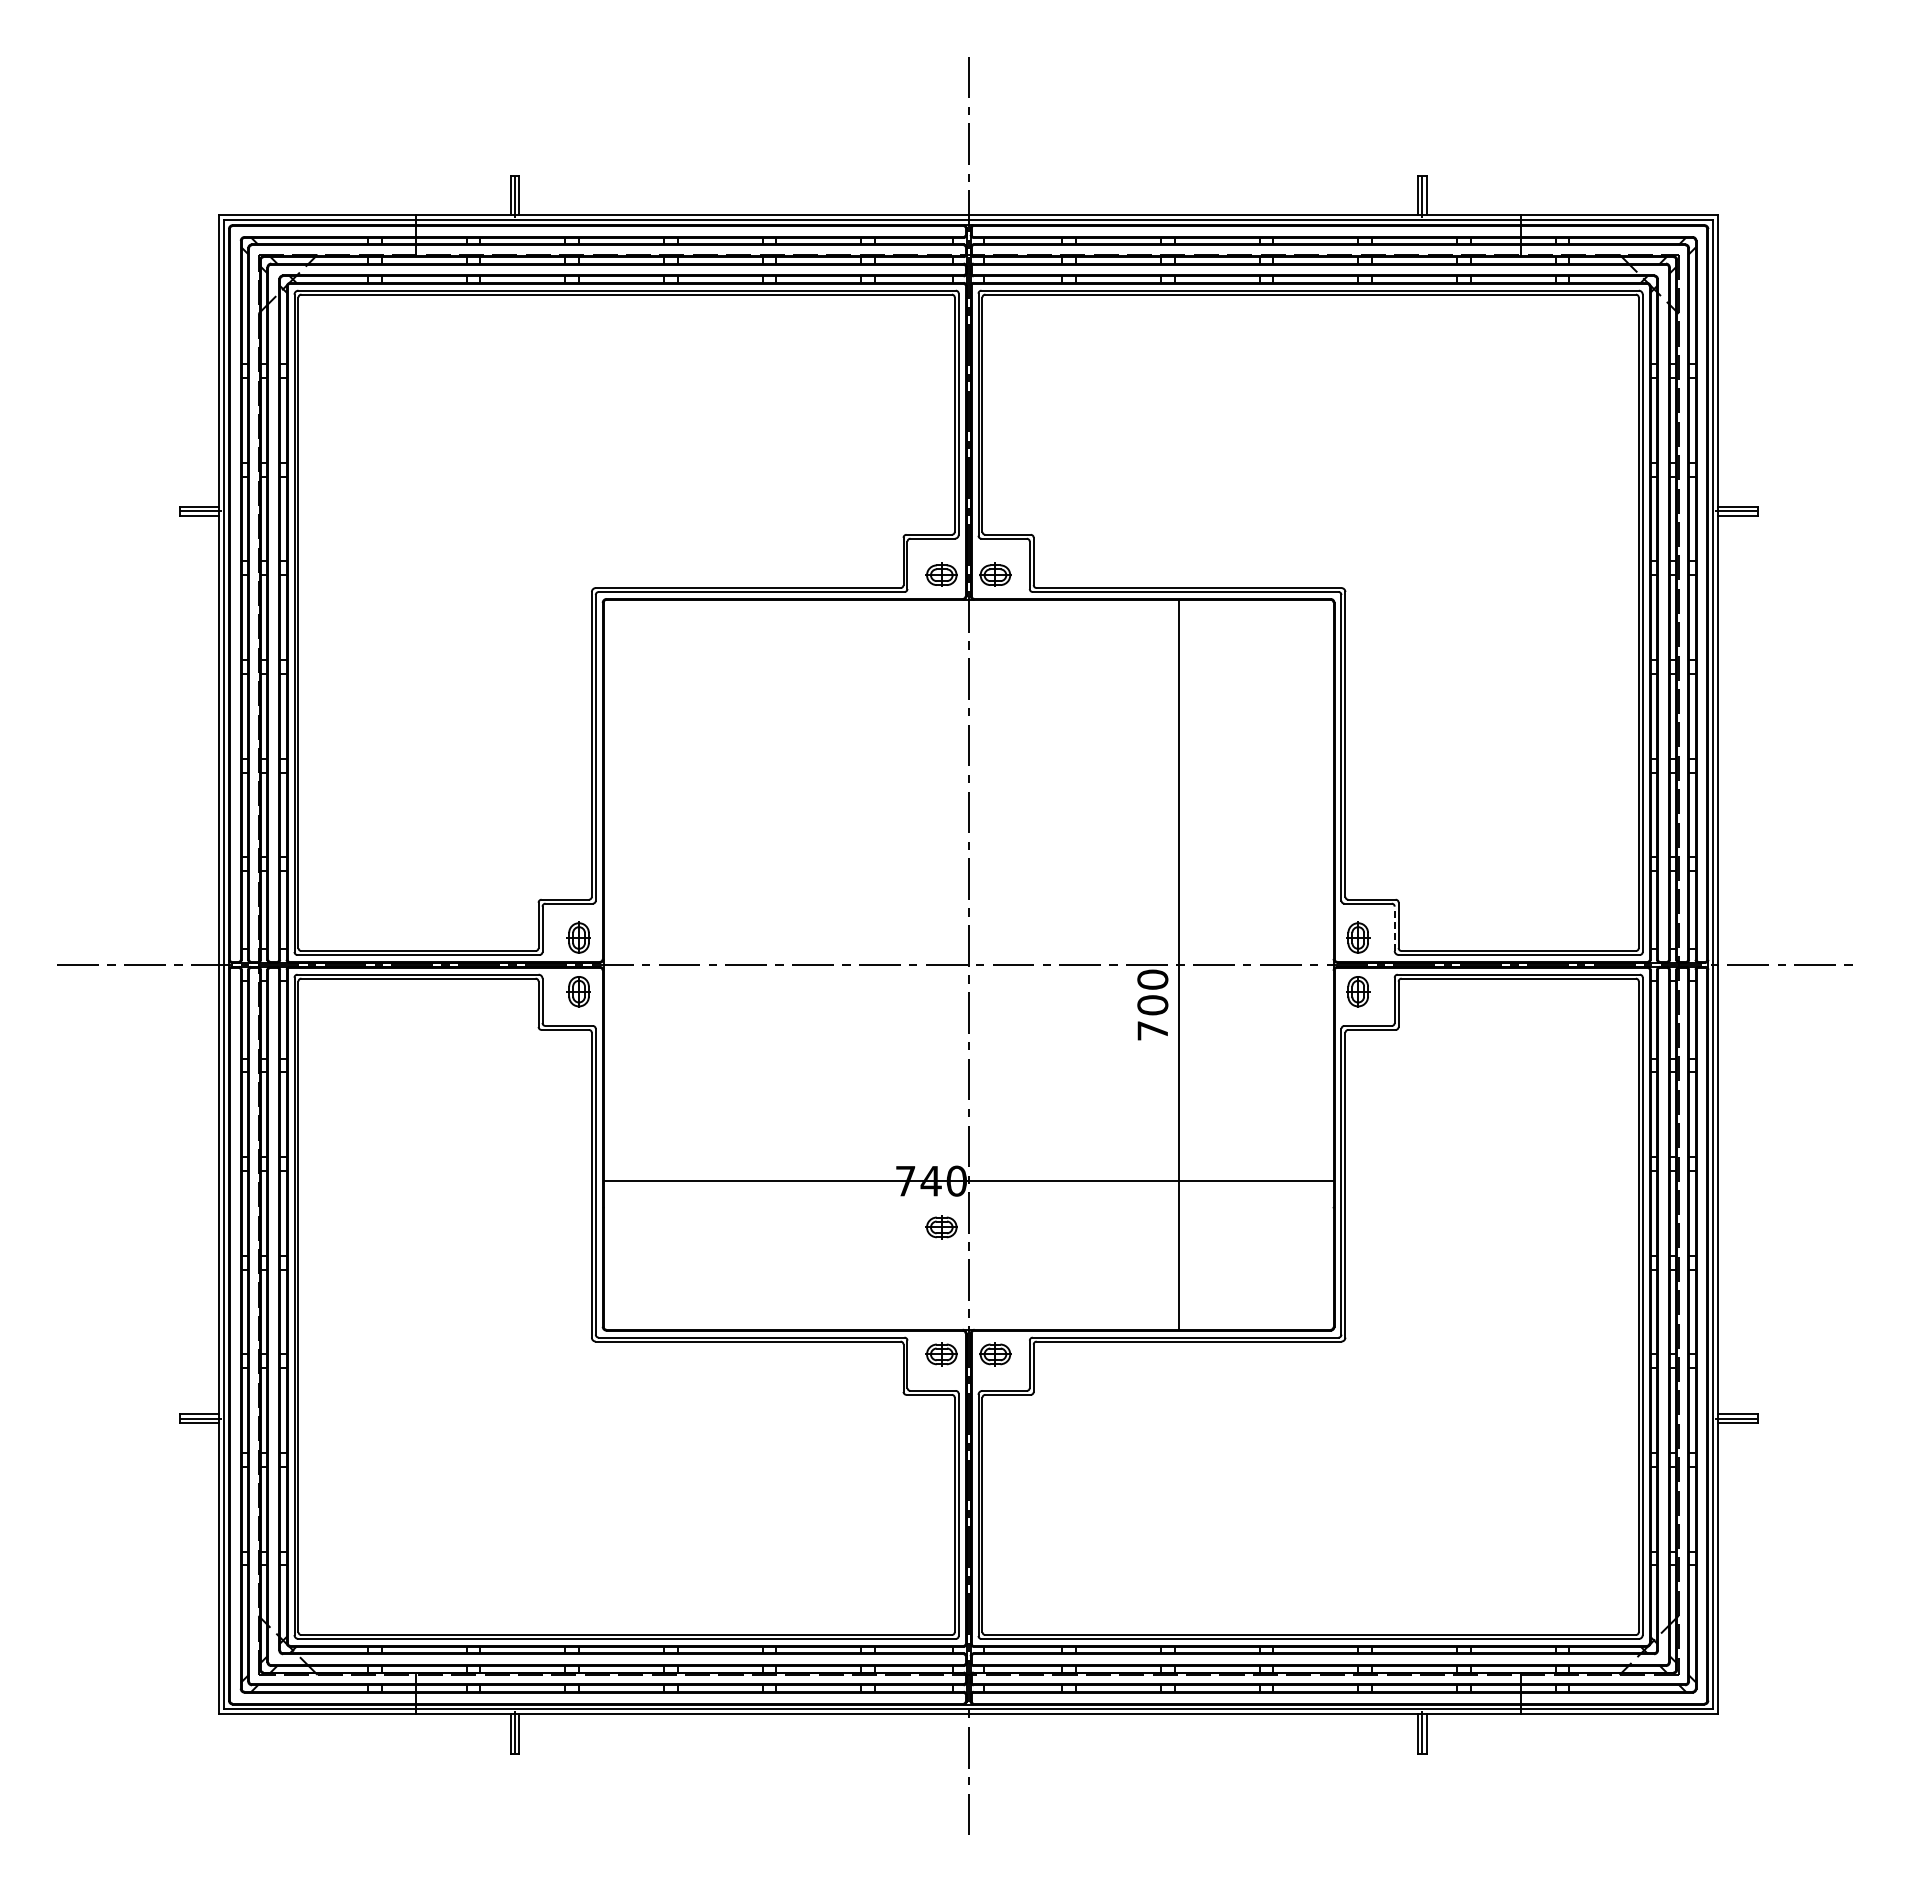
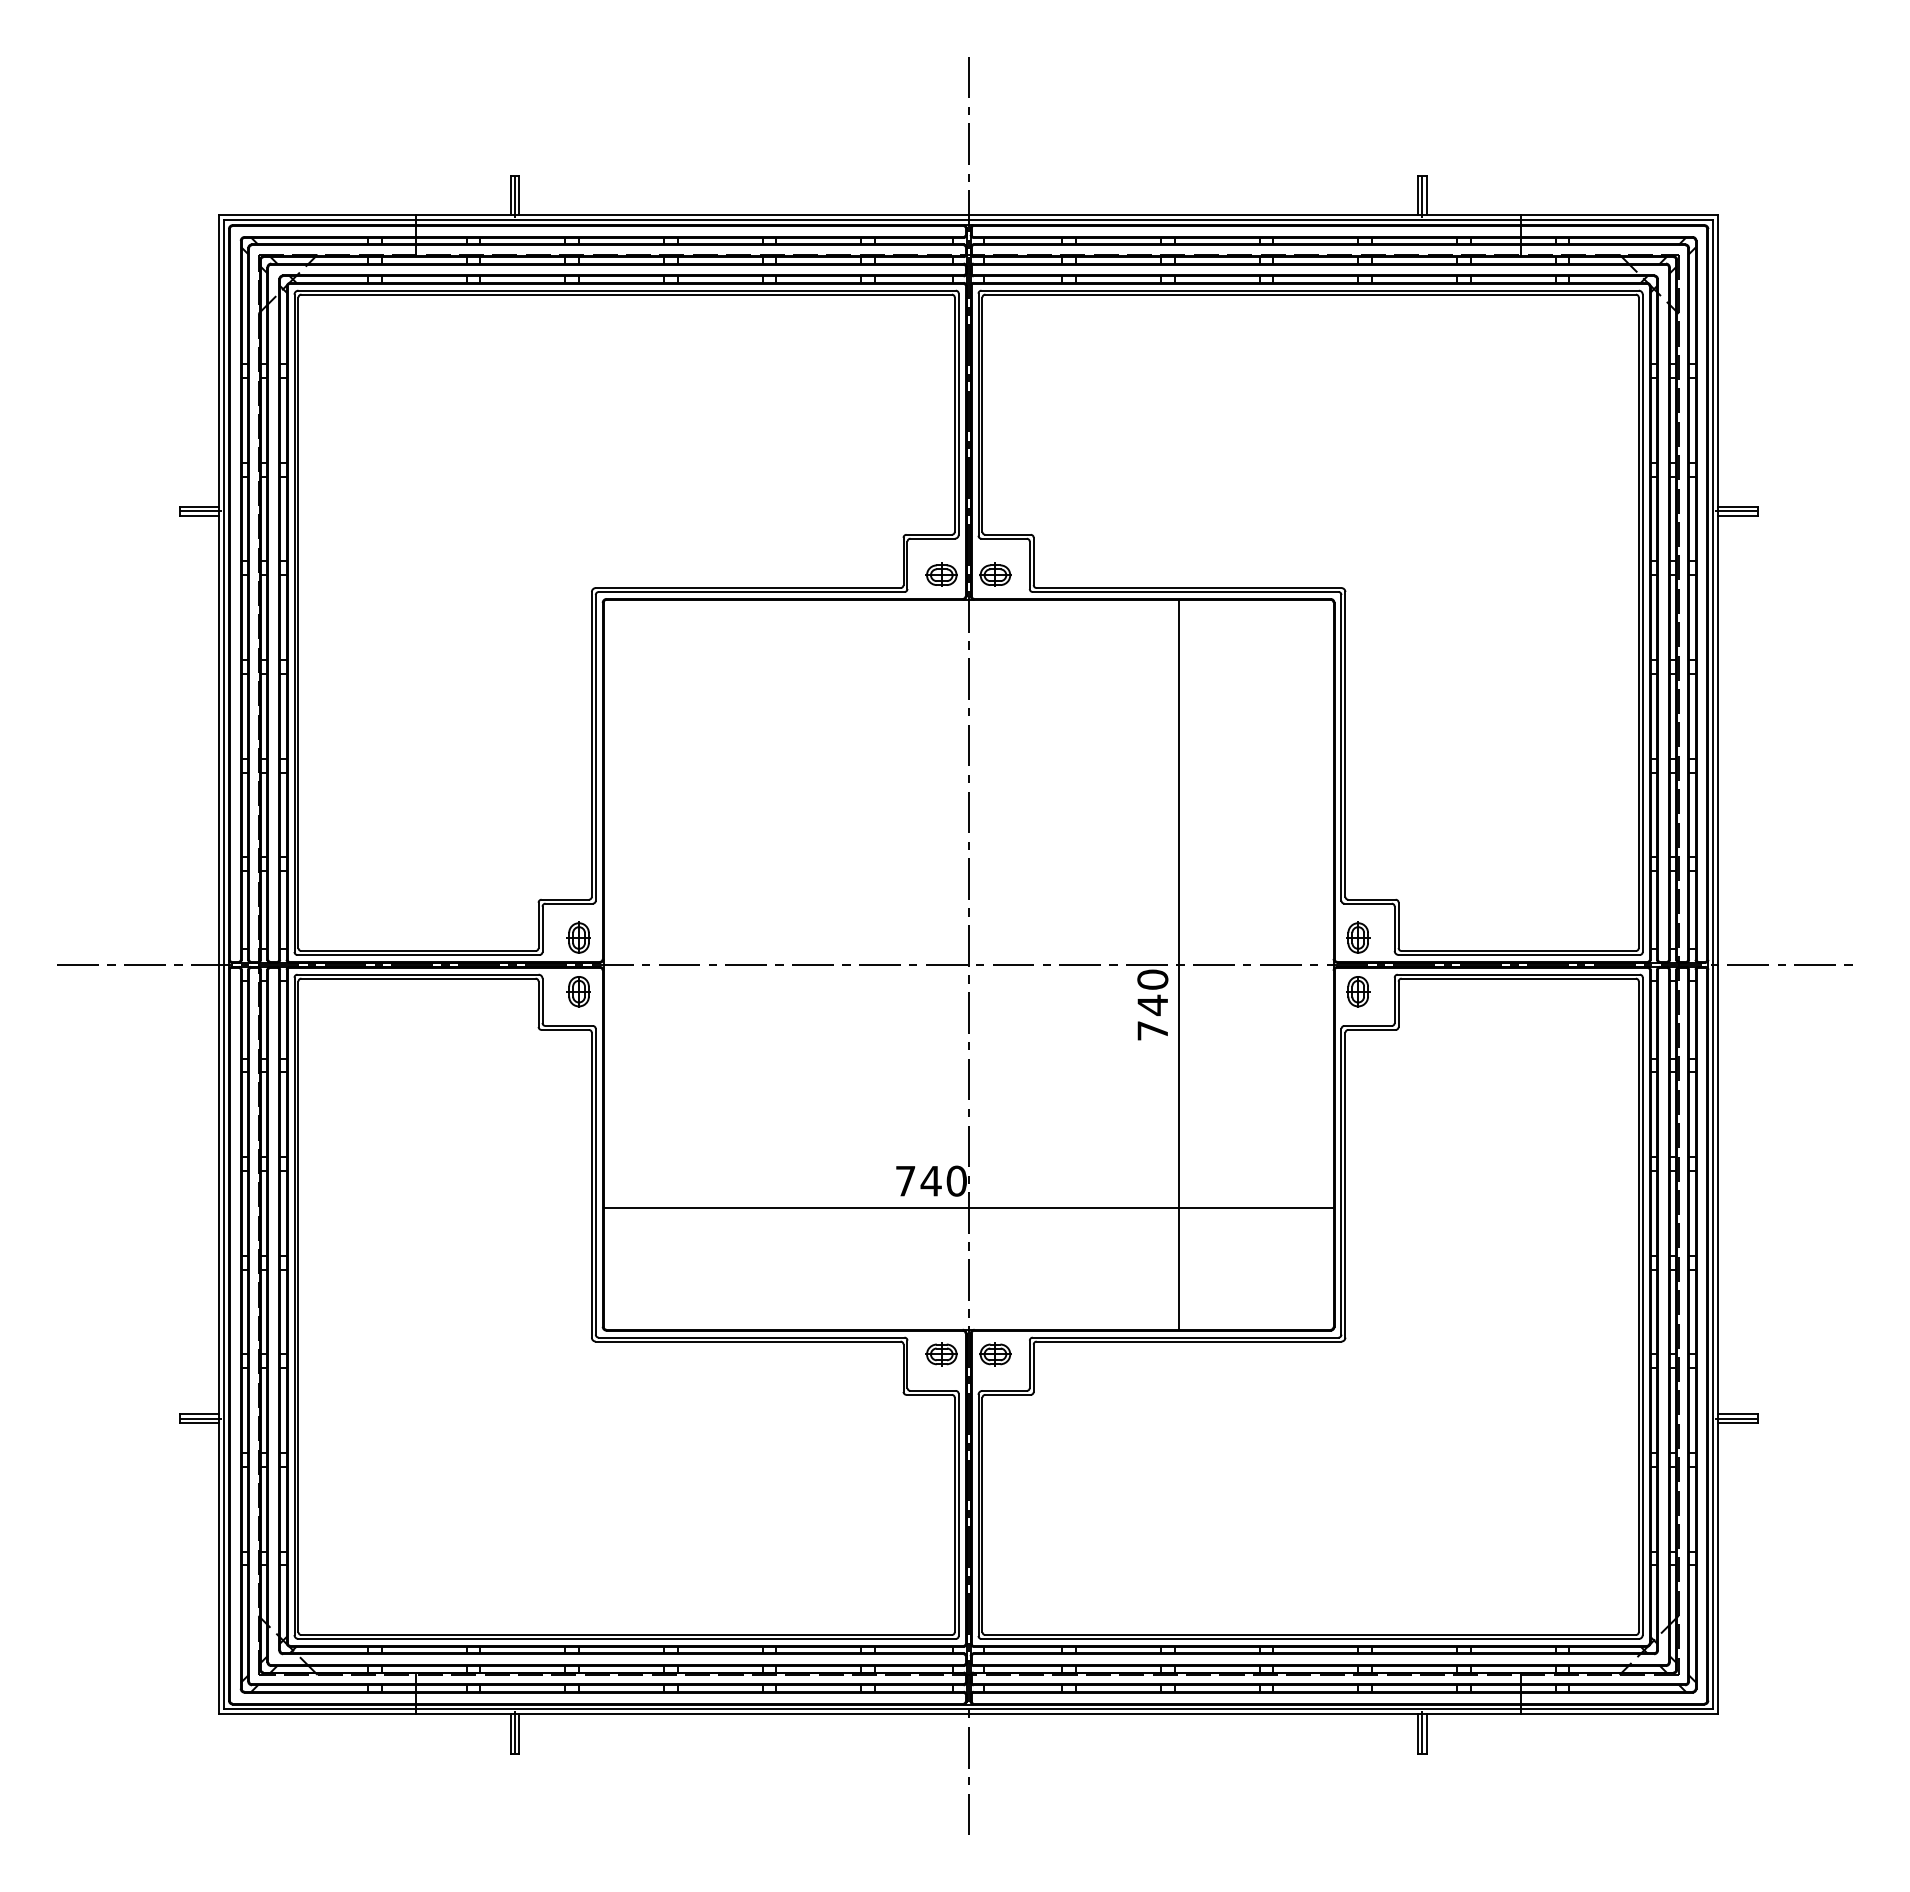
line: dashed -> solid (1394, 928)
text: 700 -> 740 (1152, 1005)
line position: (968, 1180) -> (968, 1207) (968, 1207)
part: present -> none (941, 1227)
